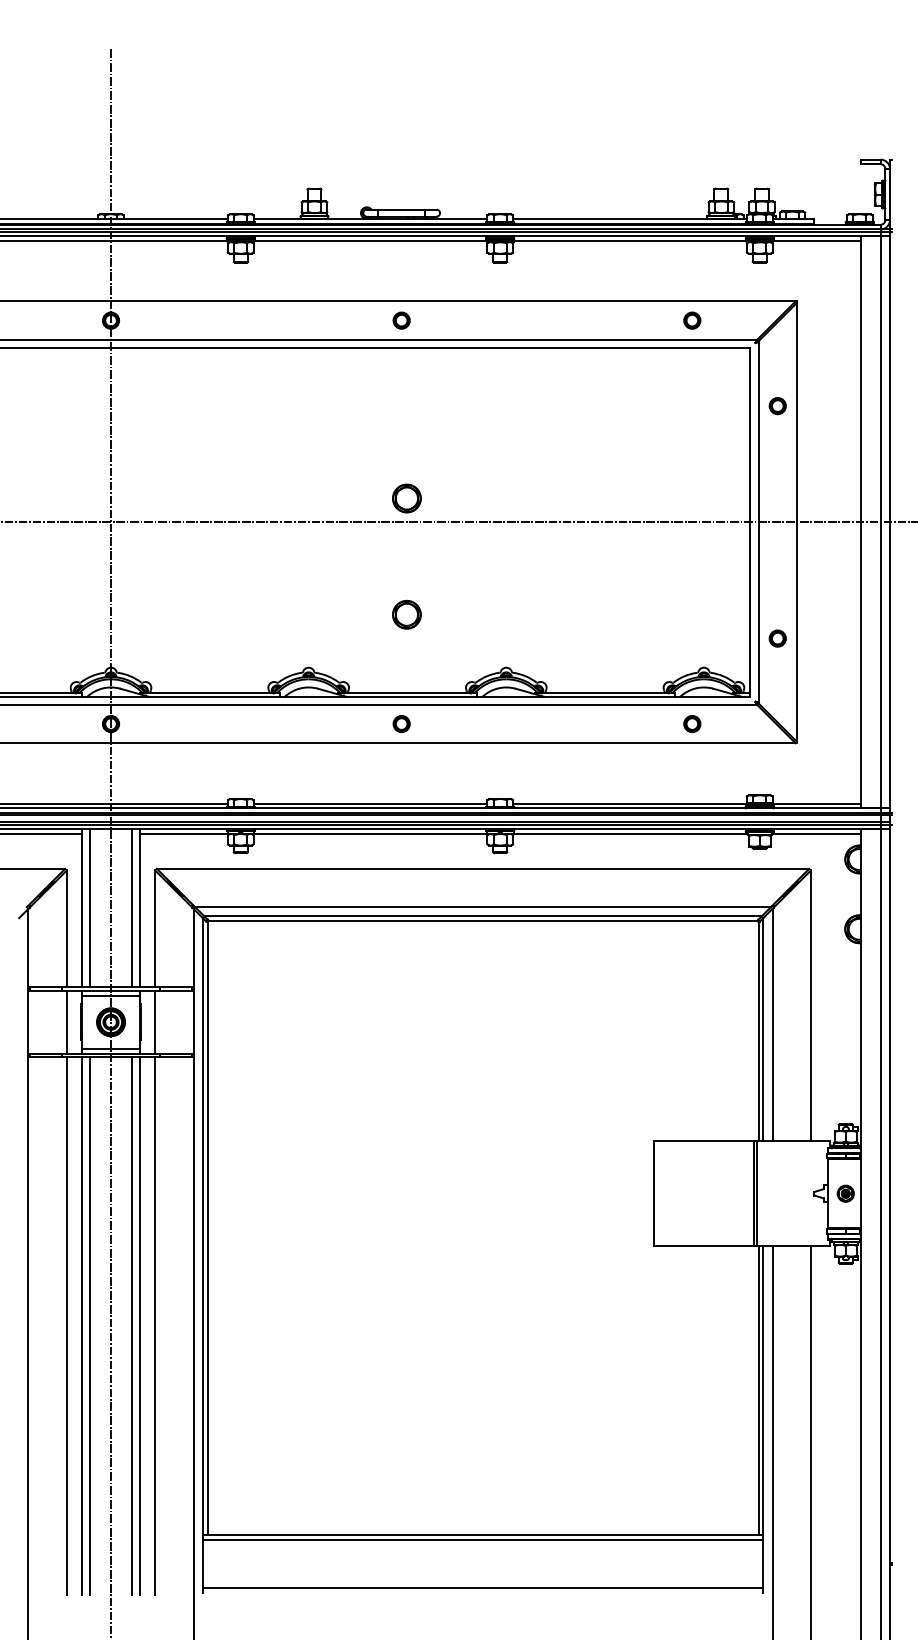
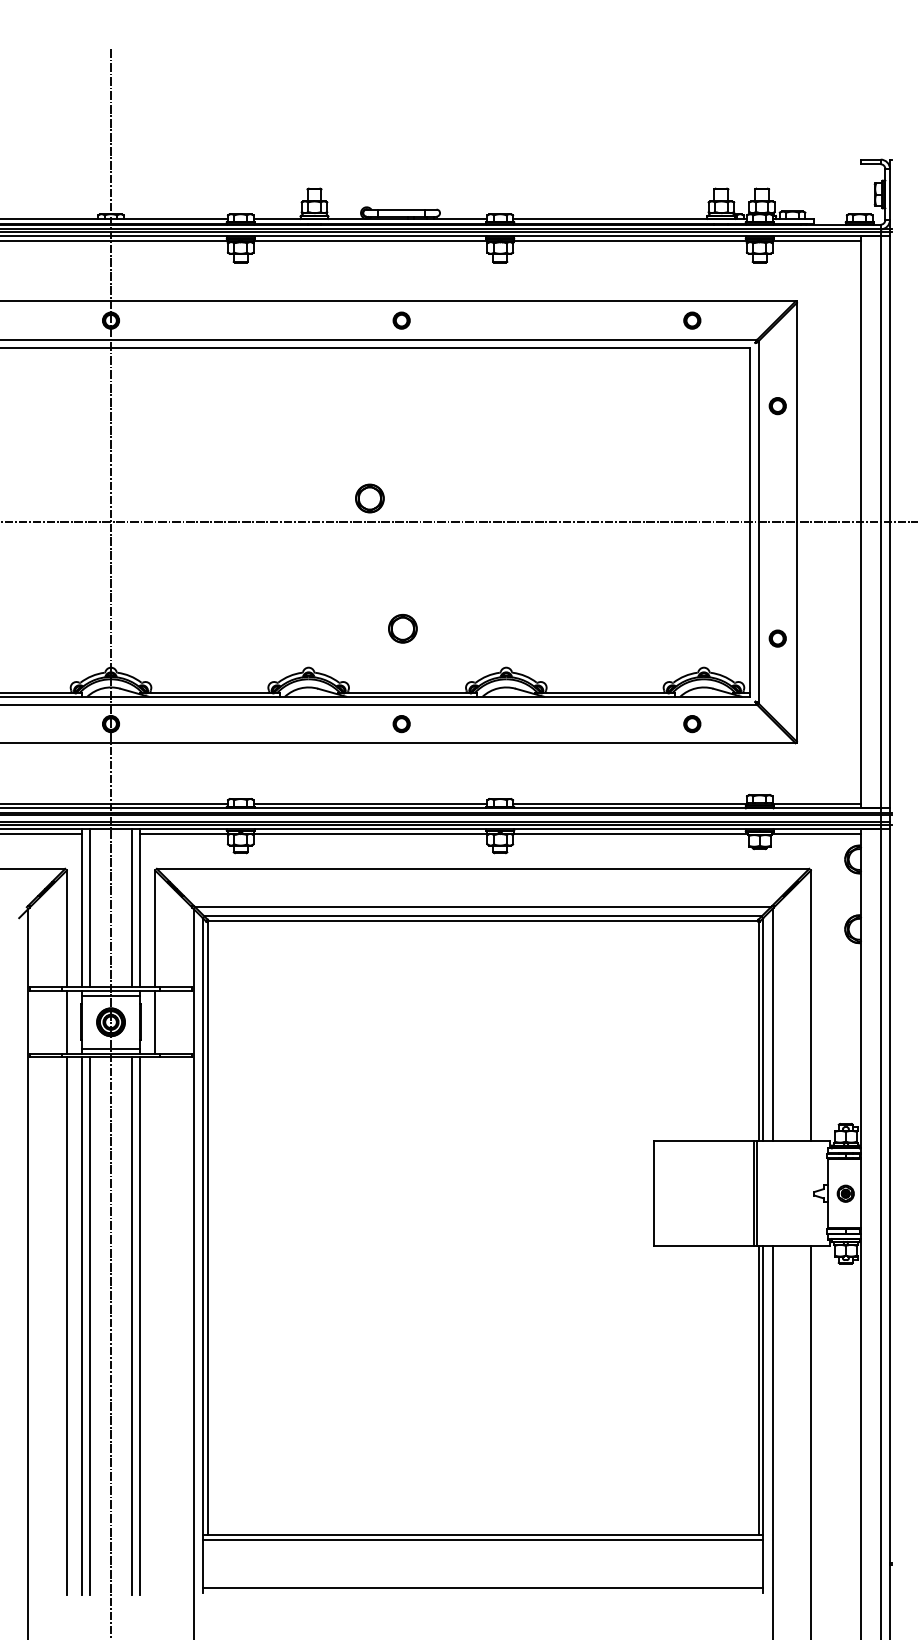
part position: (406, 498) -> (369, 498) (369, 498)
part position: (406, 614) -> (402, 628) (402, 628)
line: present -> none (155, 1326)
